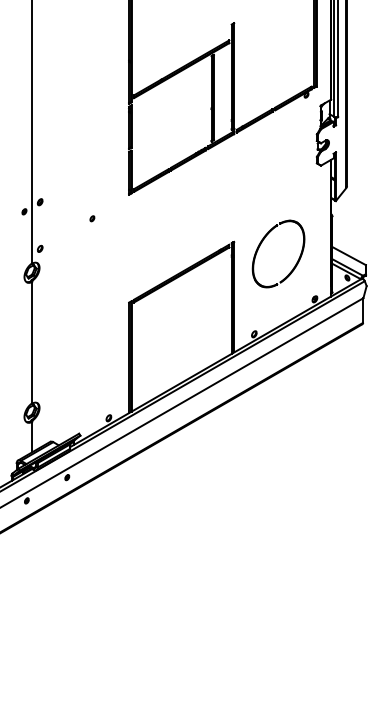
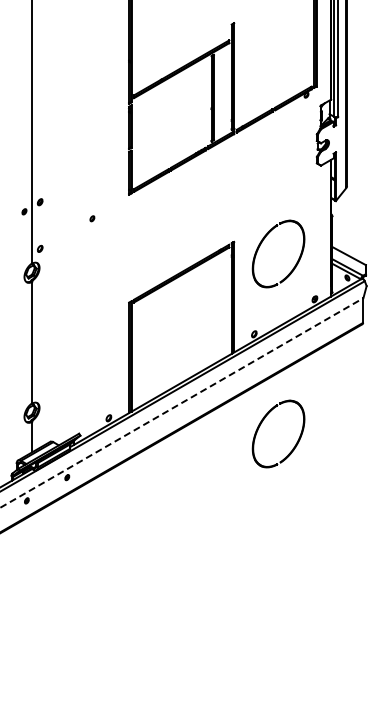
line: solid -> dashed (181, 403)
part: none -> present (263, 421)
